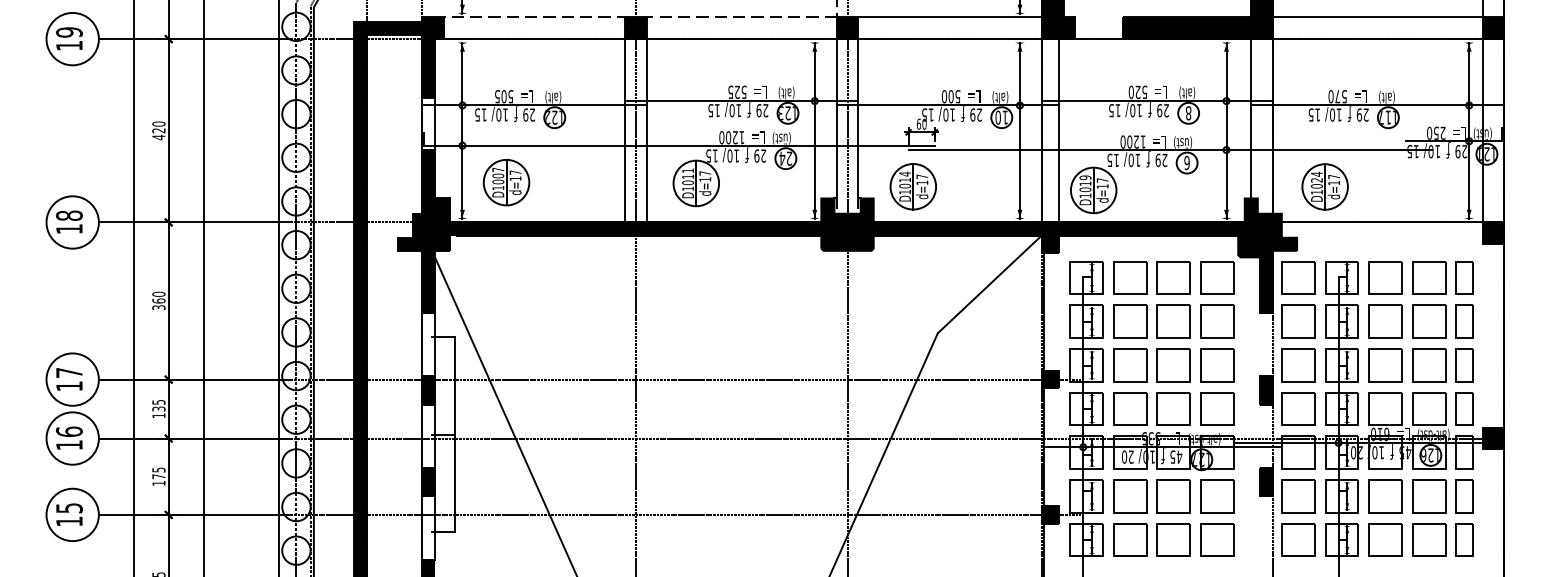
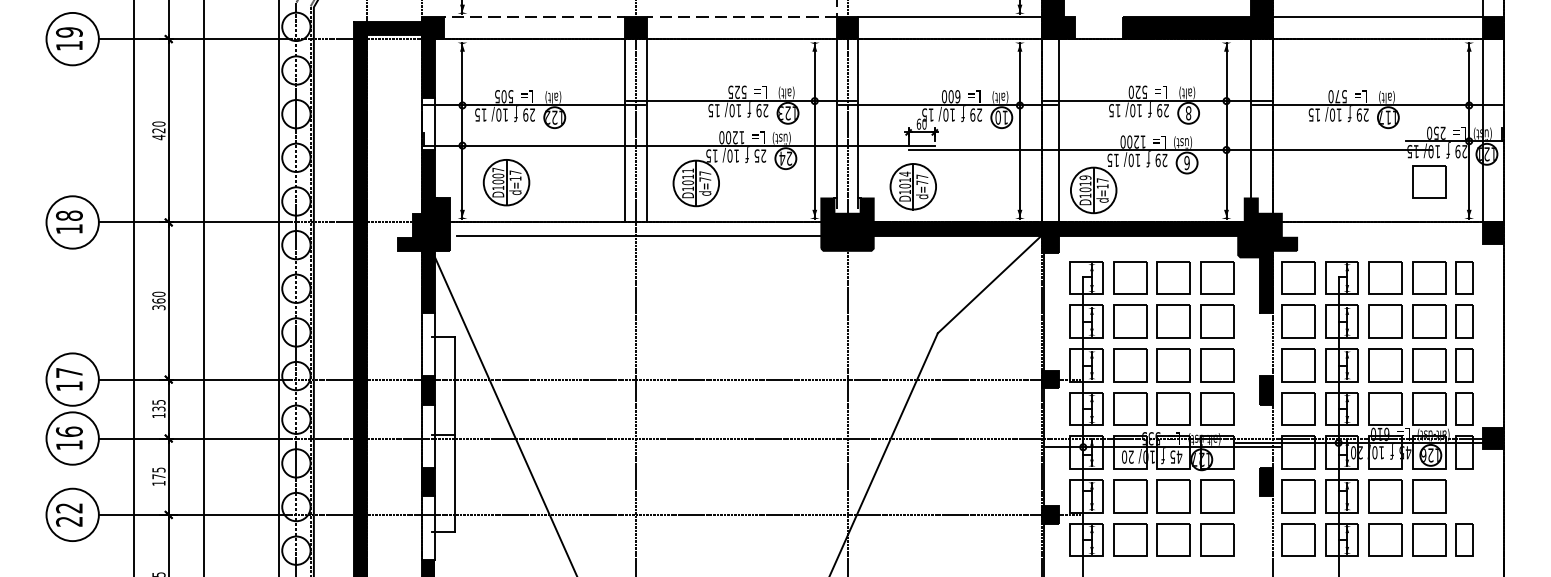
text: 500 -> 600 (957, 96)
text: 29 -> 25 (756, 155)
text: d=17 -> d=77 (705, 179)
part: none -> present (1429, 181)
text: d=17 -> d=77 (922, 182)
part: present -> none (1324, 186)
fill: present -> none (635, 228)
part: present -> none (1464, 496)
text: 15 -> 22 (69, 514)
